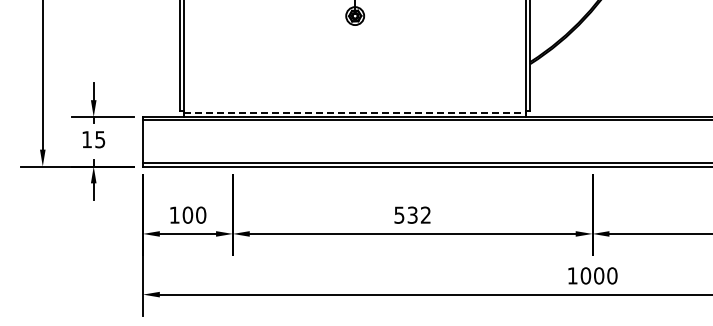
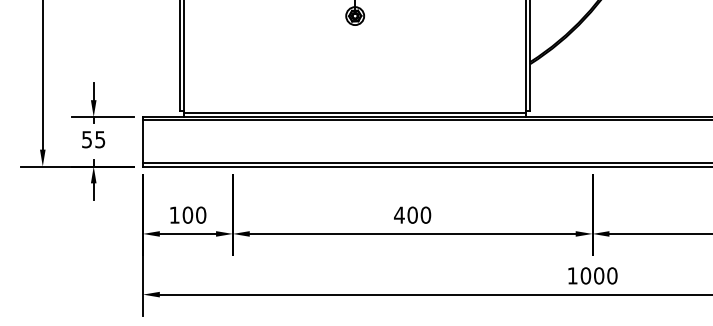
line: dashed -> solid (355, 112)
text: 15 -> 55 (86, 139)
text: 532 -> 400 (412, 214)
